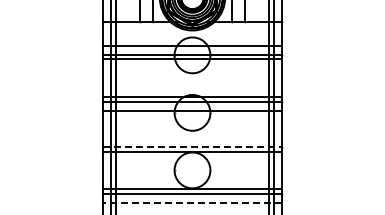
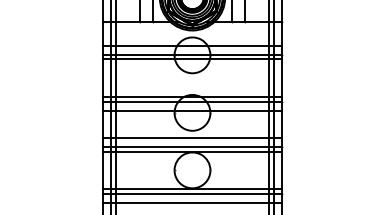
line: none -> present (192, 137)
line: dashed -> solid (192, 146)
line: dashed -> solid (192, 203)
